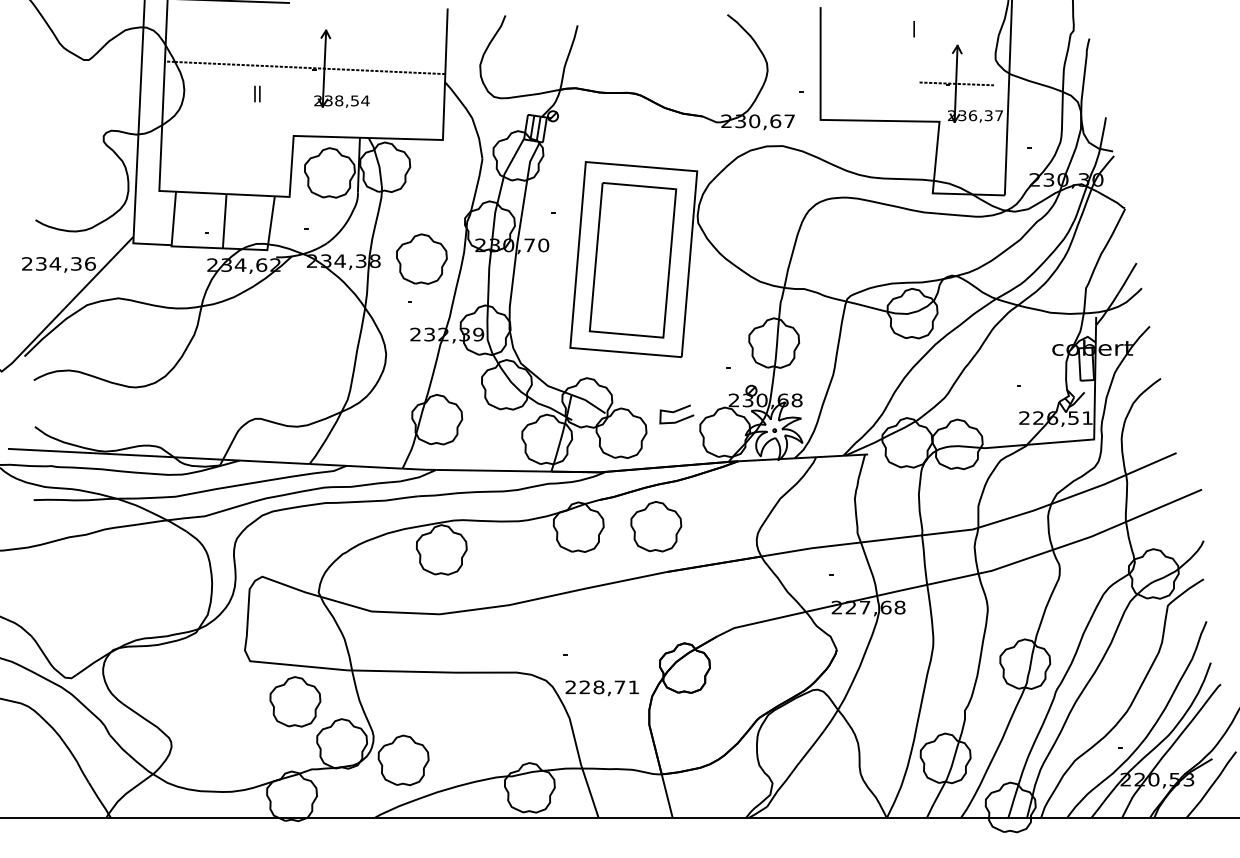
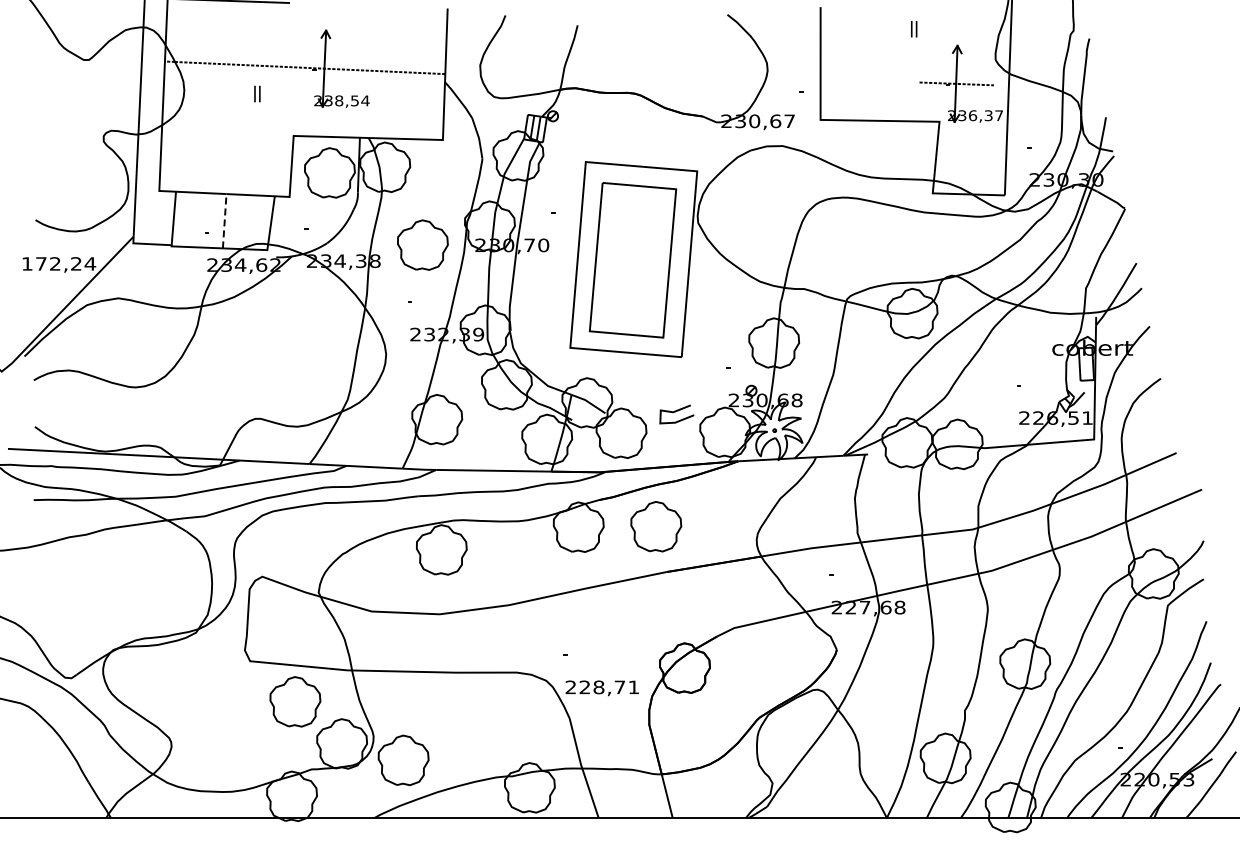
text: I -> II (914, 29)
line: solid -> dashed (224, 220)
part position: (421, 258) -> (422, 244) (422, 244)
text: 234,36 -> 172,24 (59, 263)
